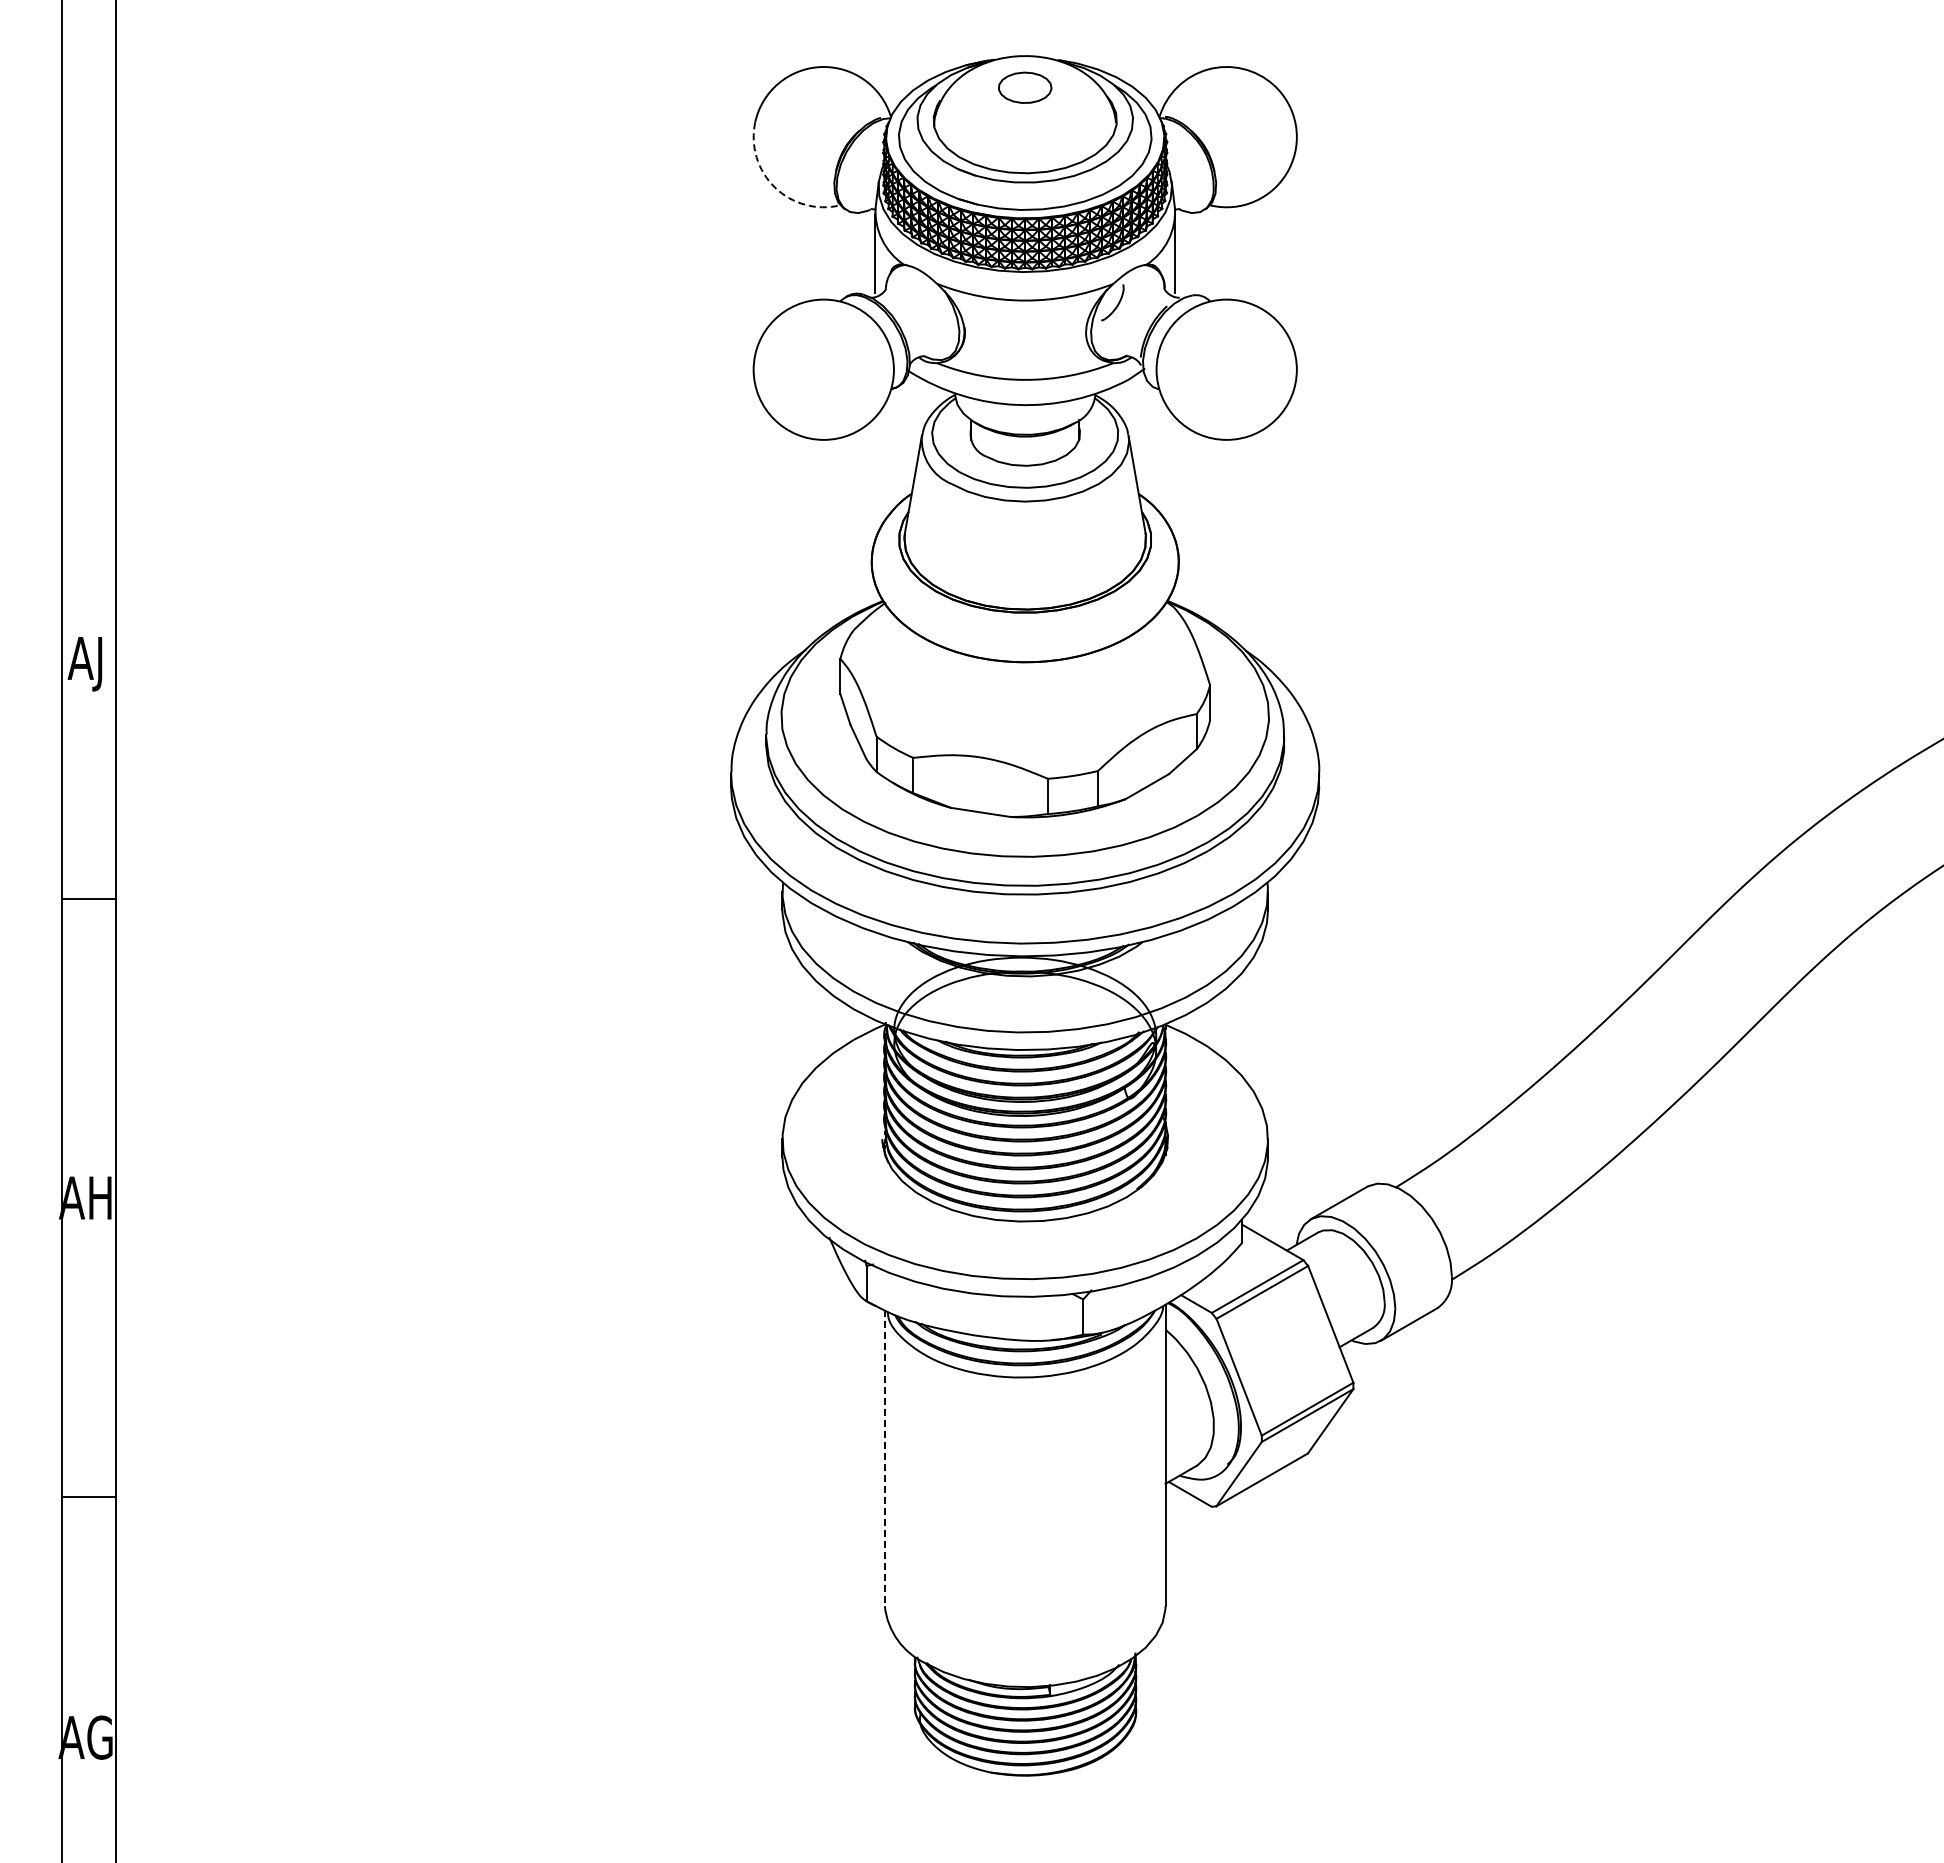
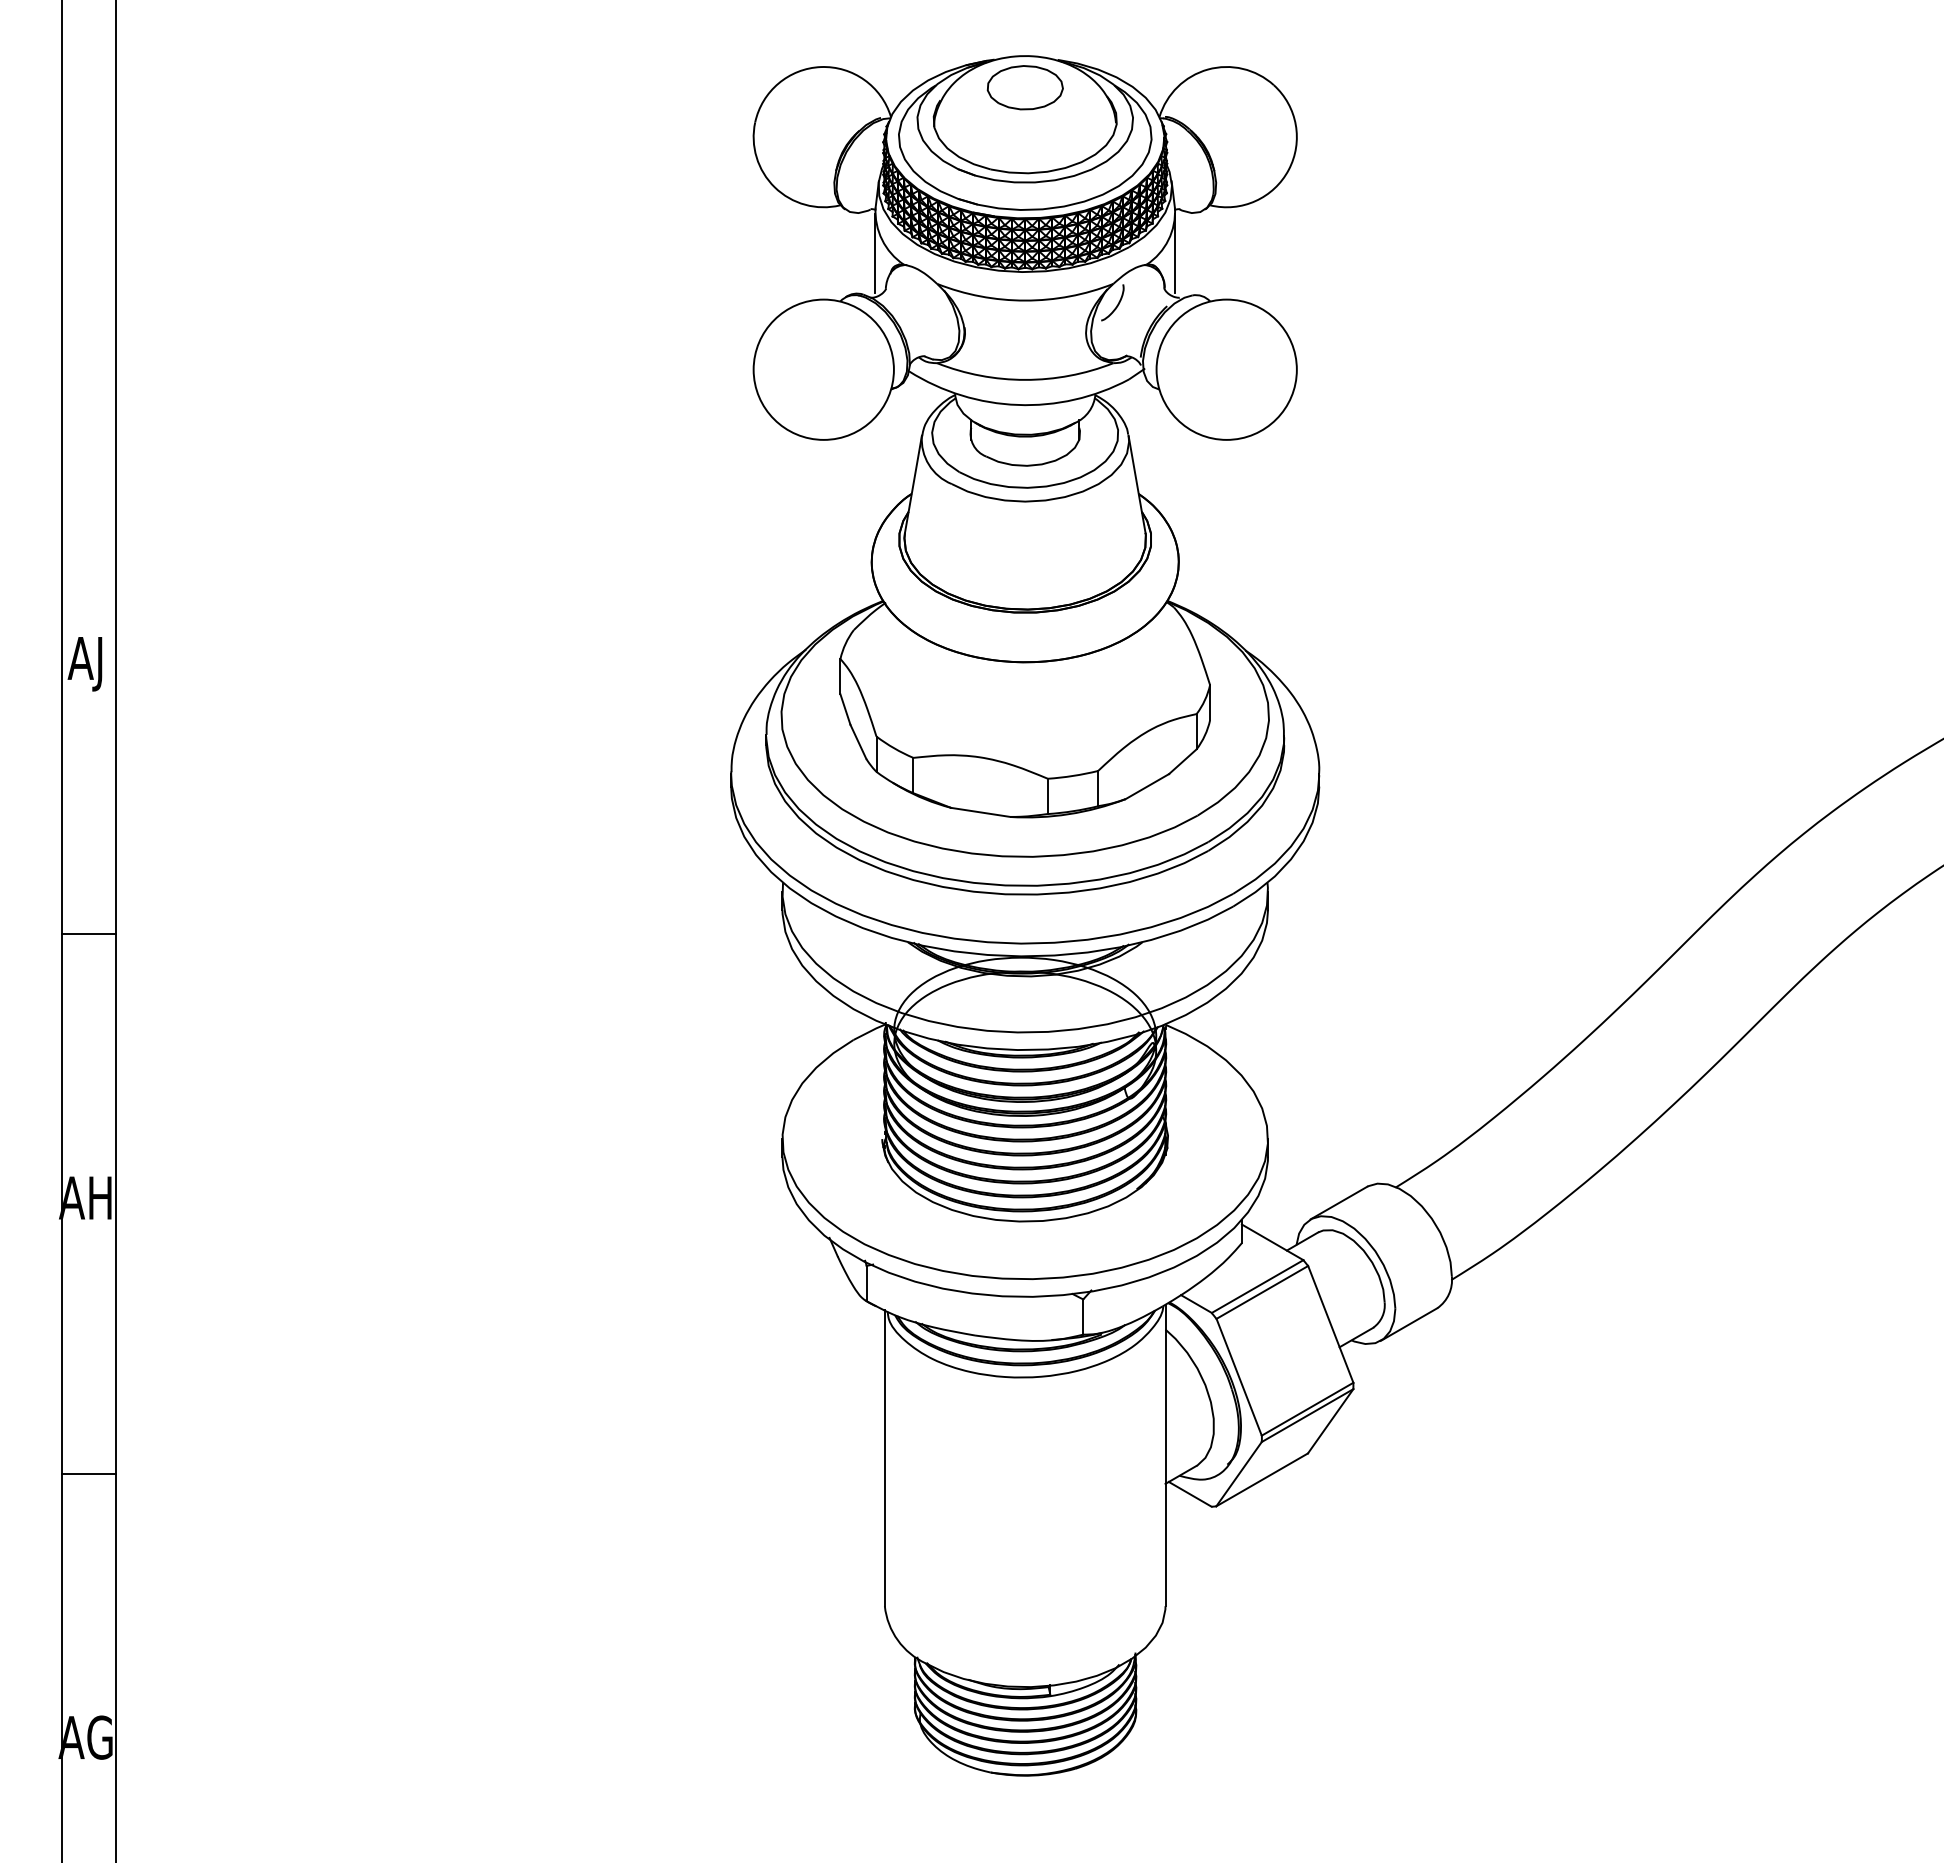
part size: 55x33 px -> 78x46 px (1024, 87)
arc: dashed -> solid (774, 187)
line position: (88, 899) -> (88, 934) (88, 934)
line: dashed -> solid (884, 1458)
line position: (88, 1497) -> (88, 1474) (88, 1474)
